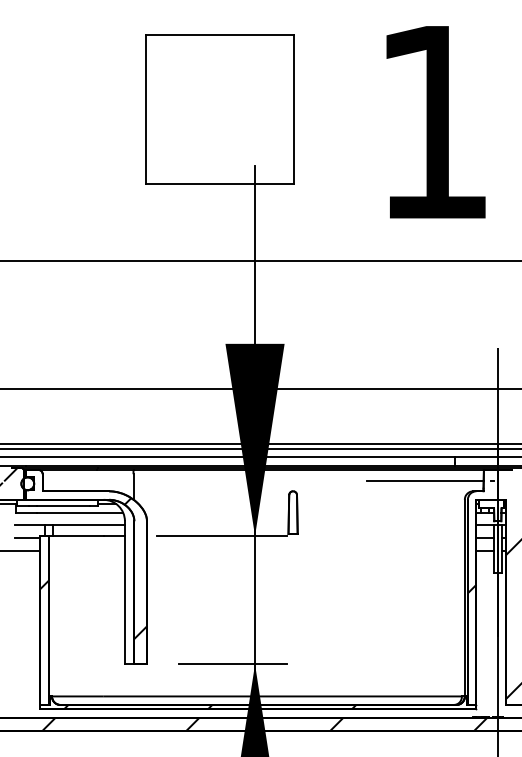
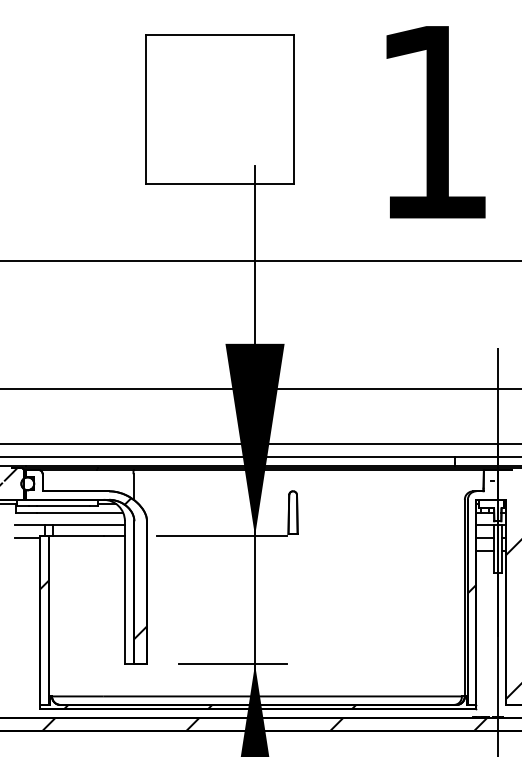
line: present -> none (260, 448)
line: present -> none (424, 480)
line: present -> none (21, 551)
